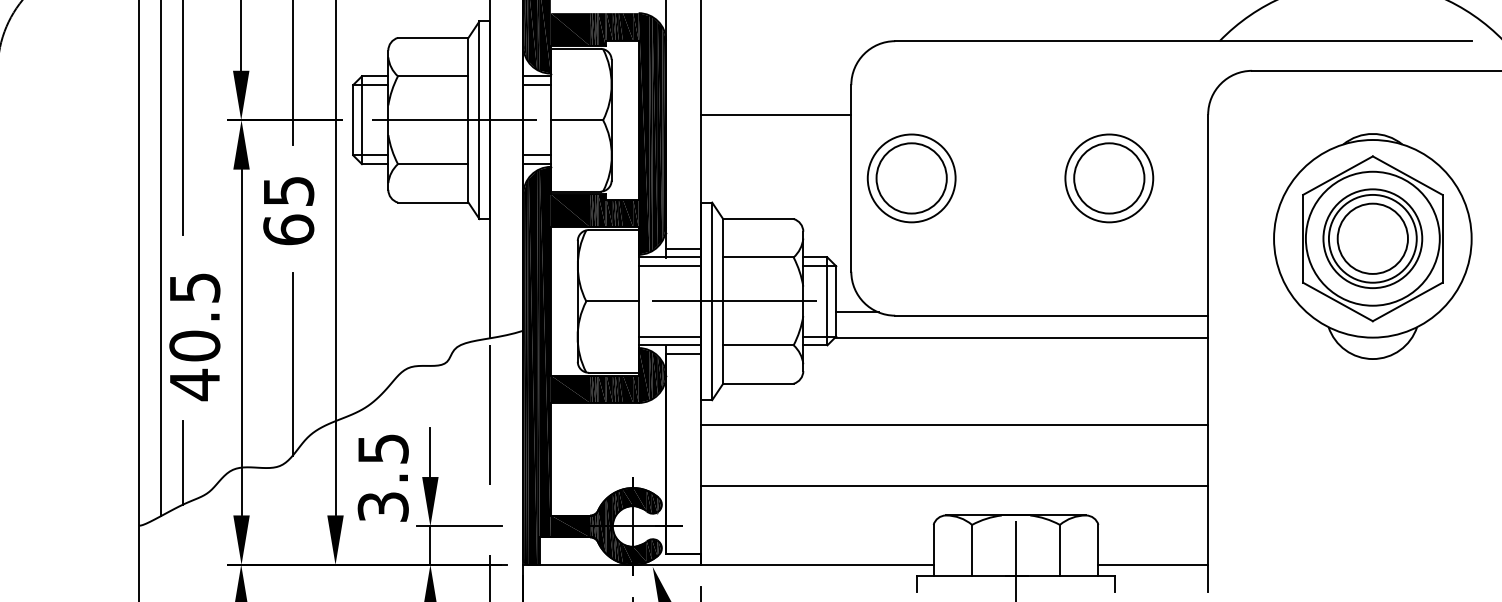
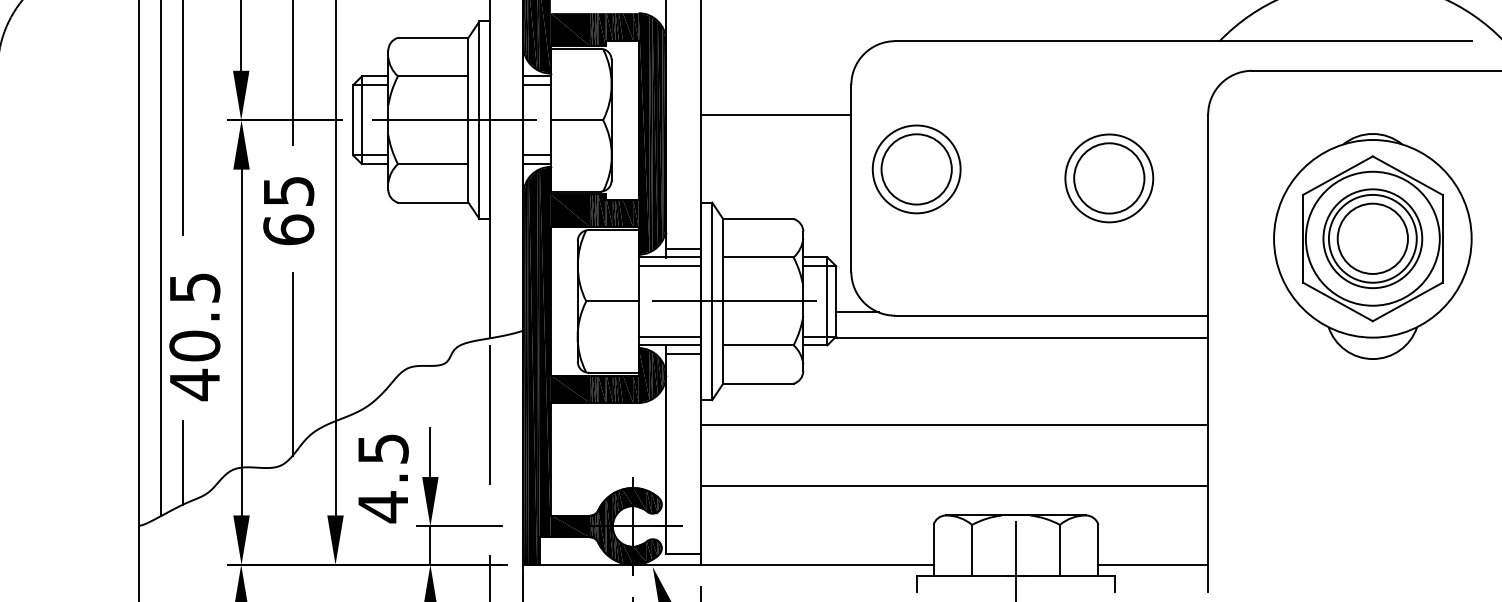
part position: (911, 178) -> (916, 169) (916, 169)
text: 3.5 -> 4.5 (382, 507)
